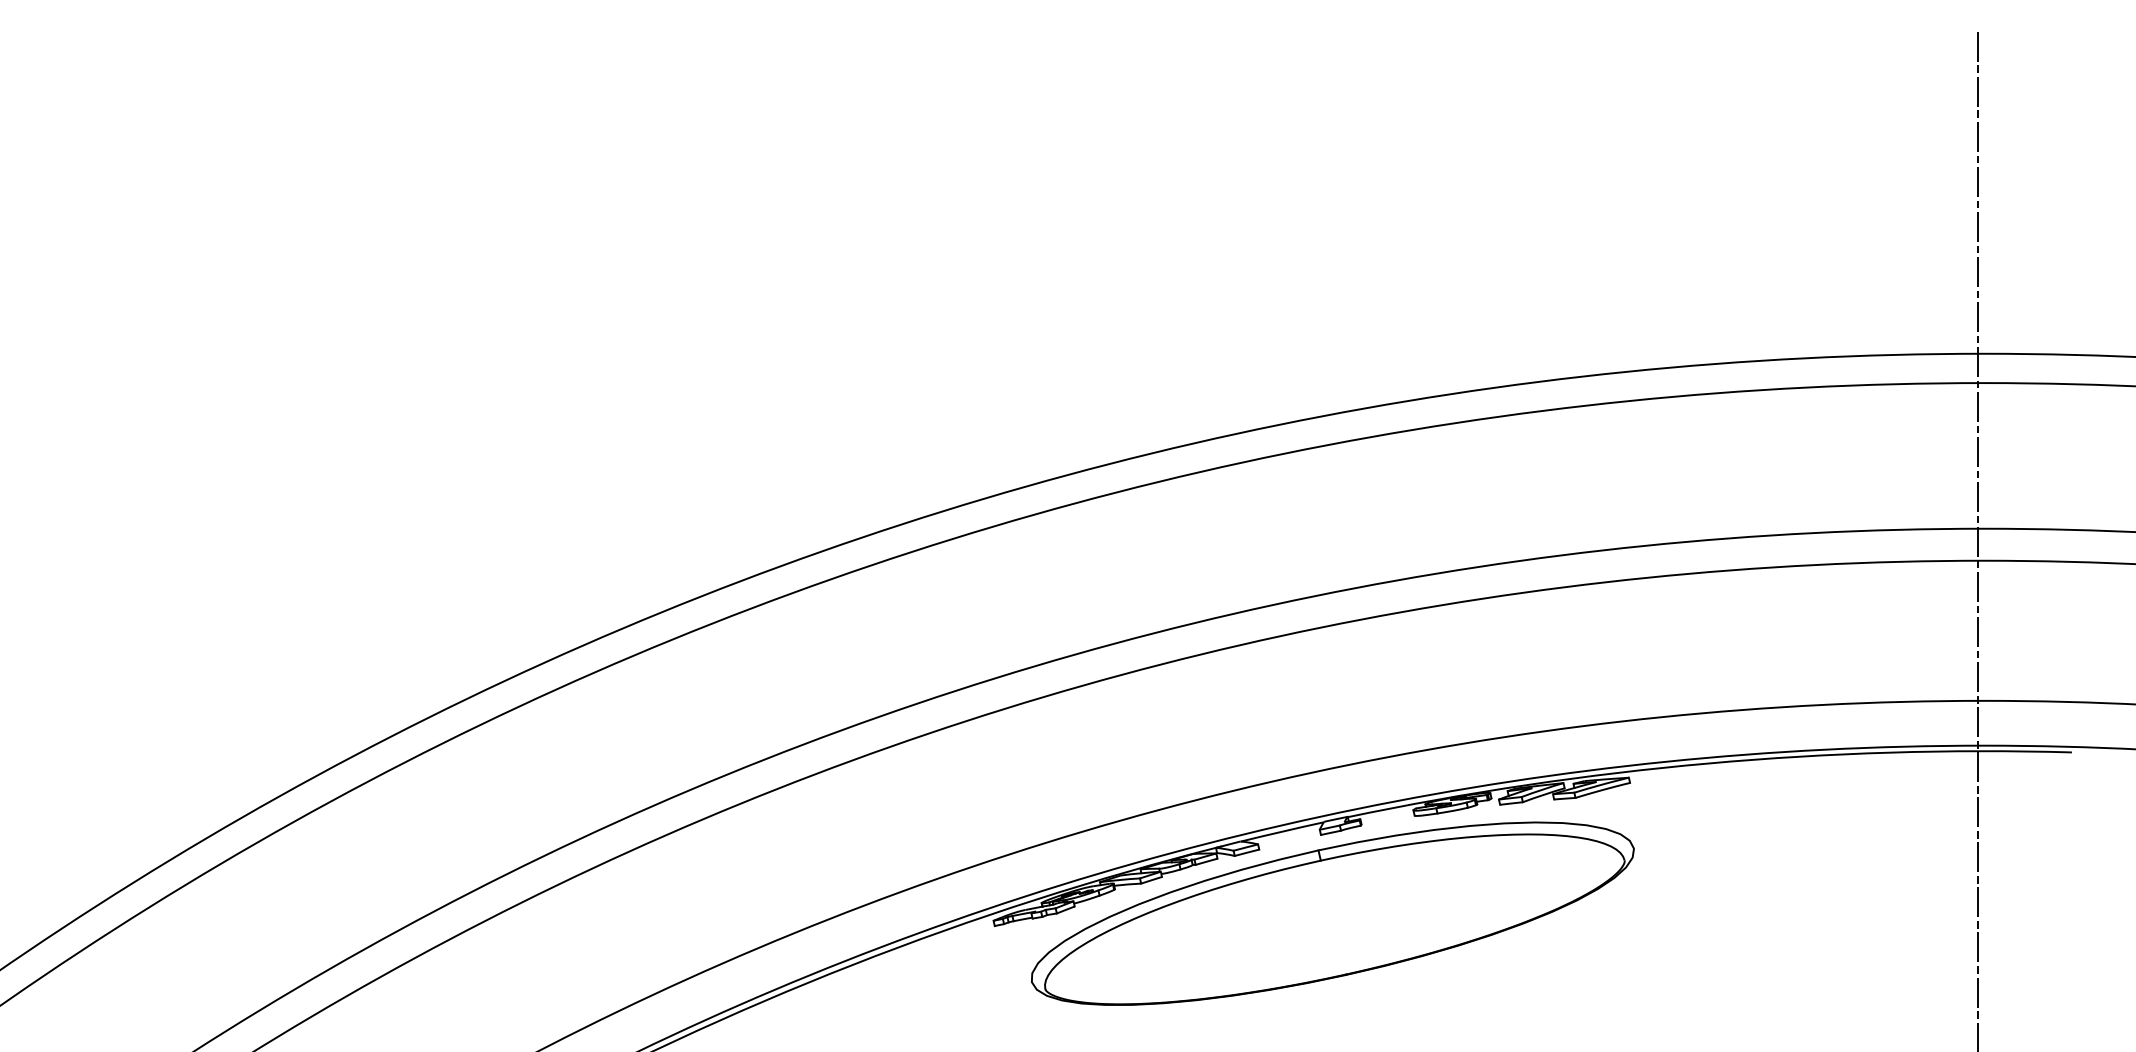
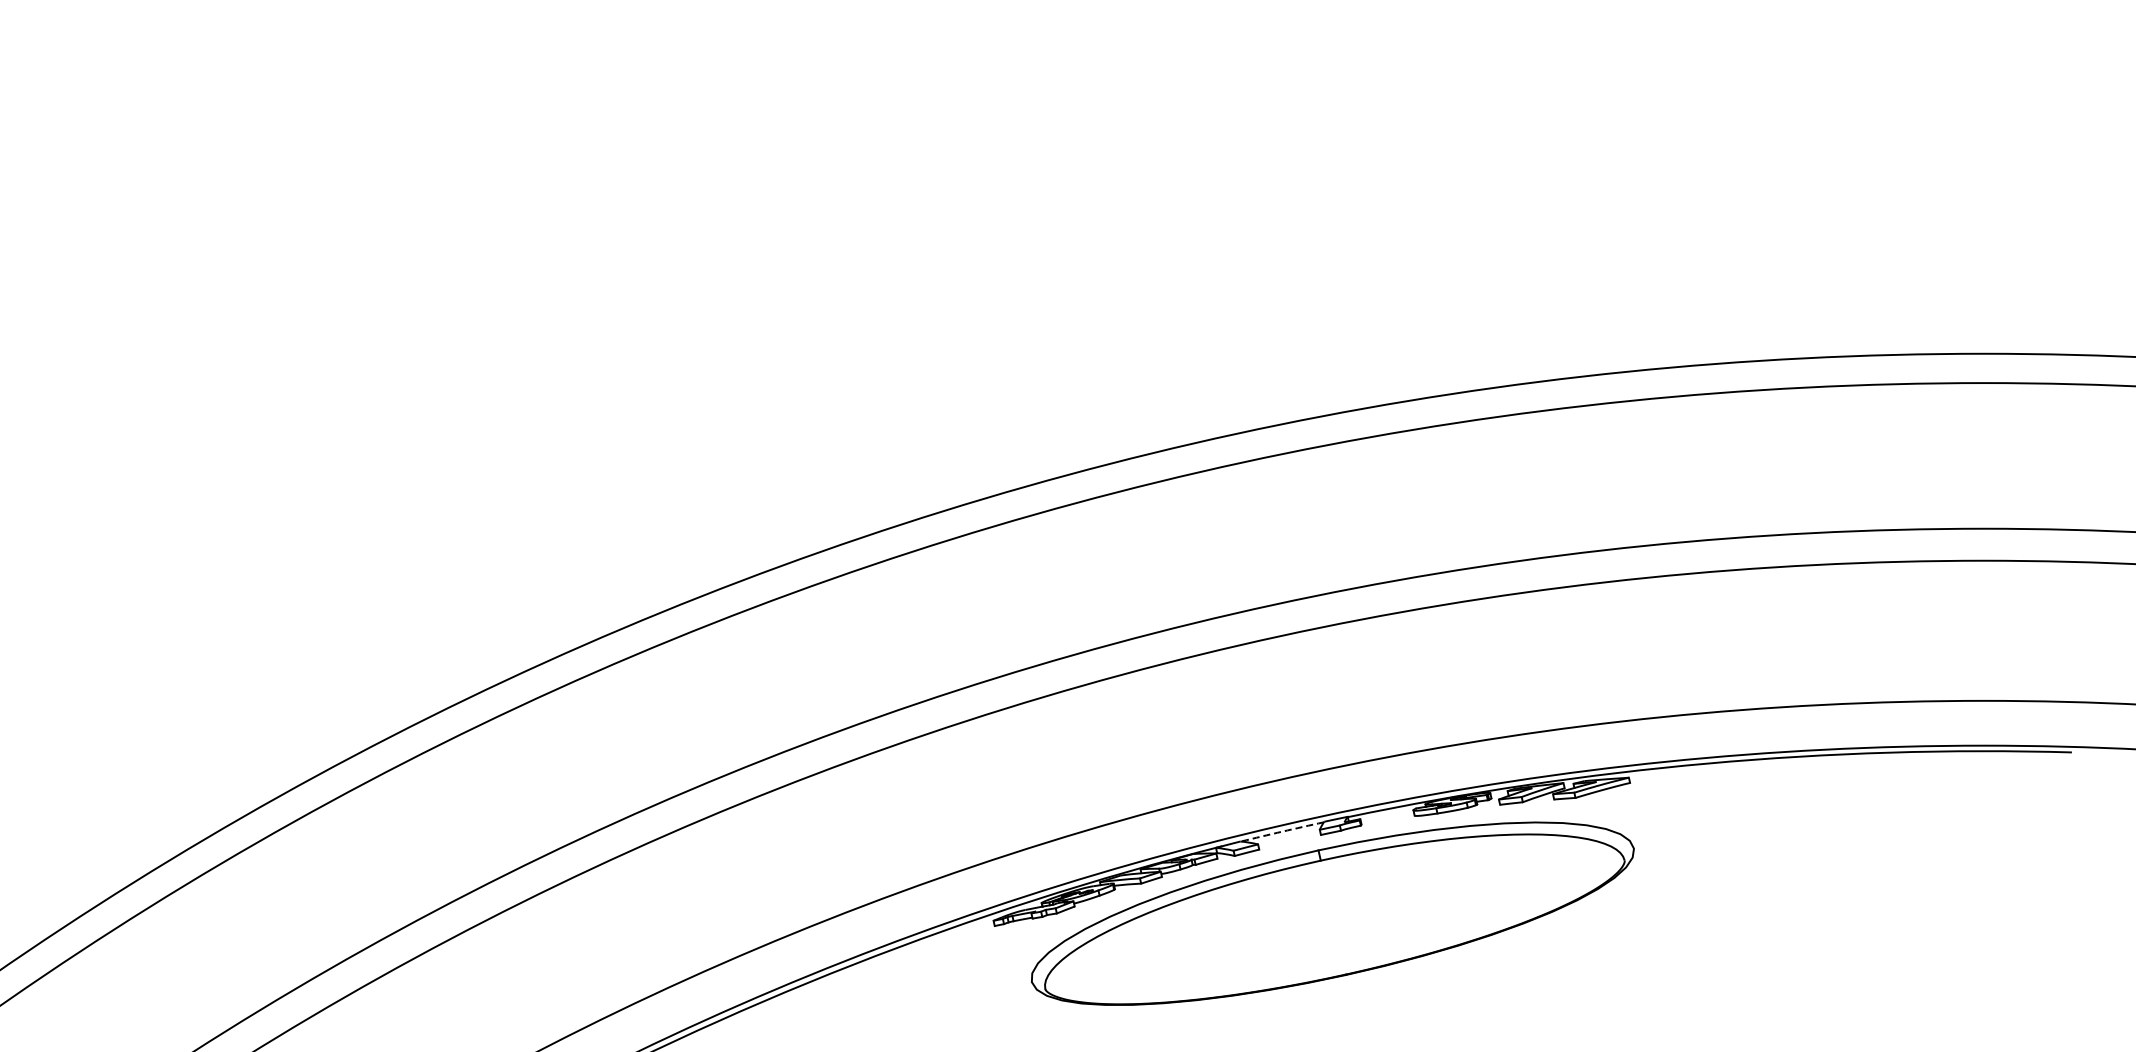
line: present -> none (1977, 539)
arc: solid -> dashed (1282, 831)
